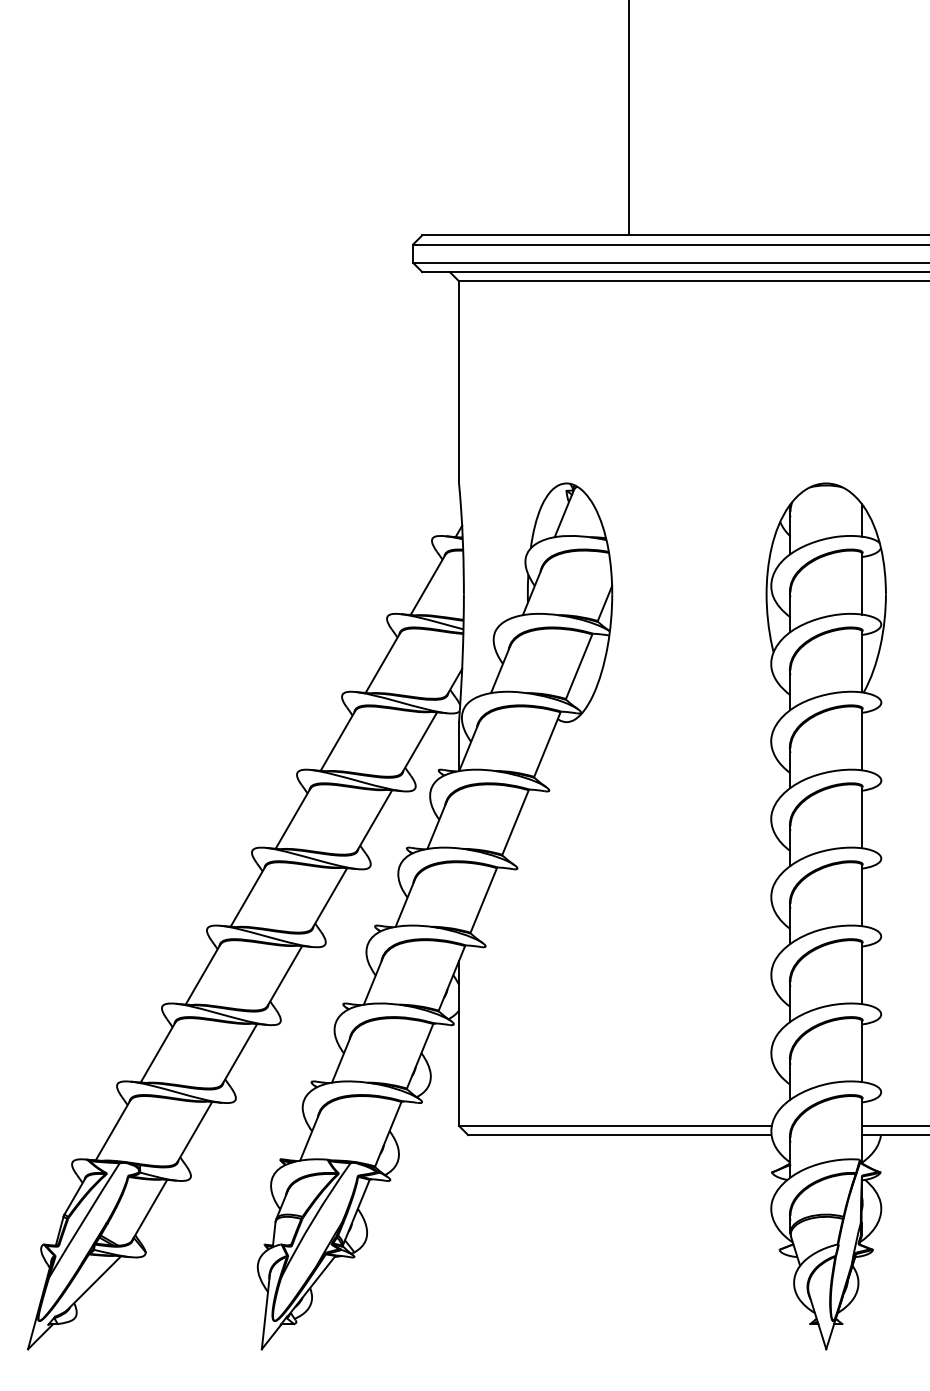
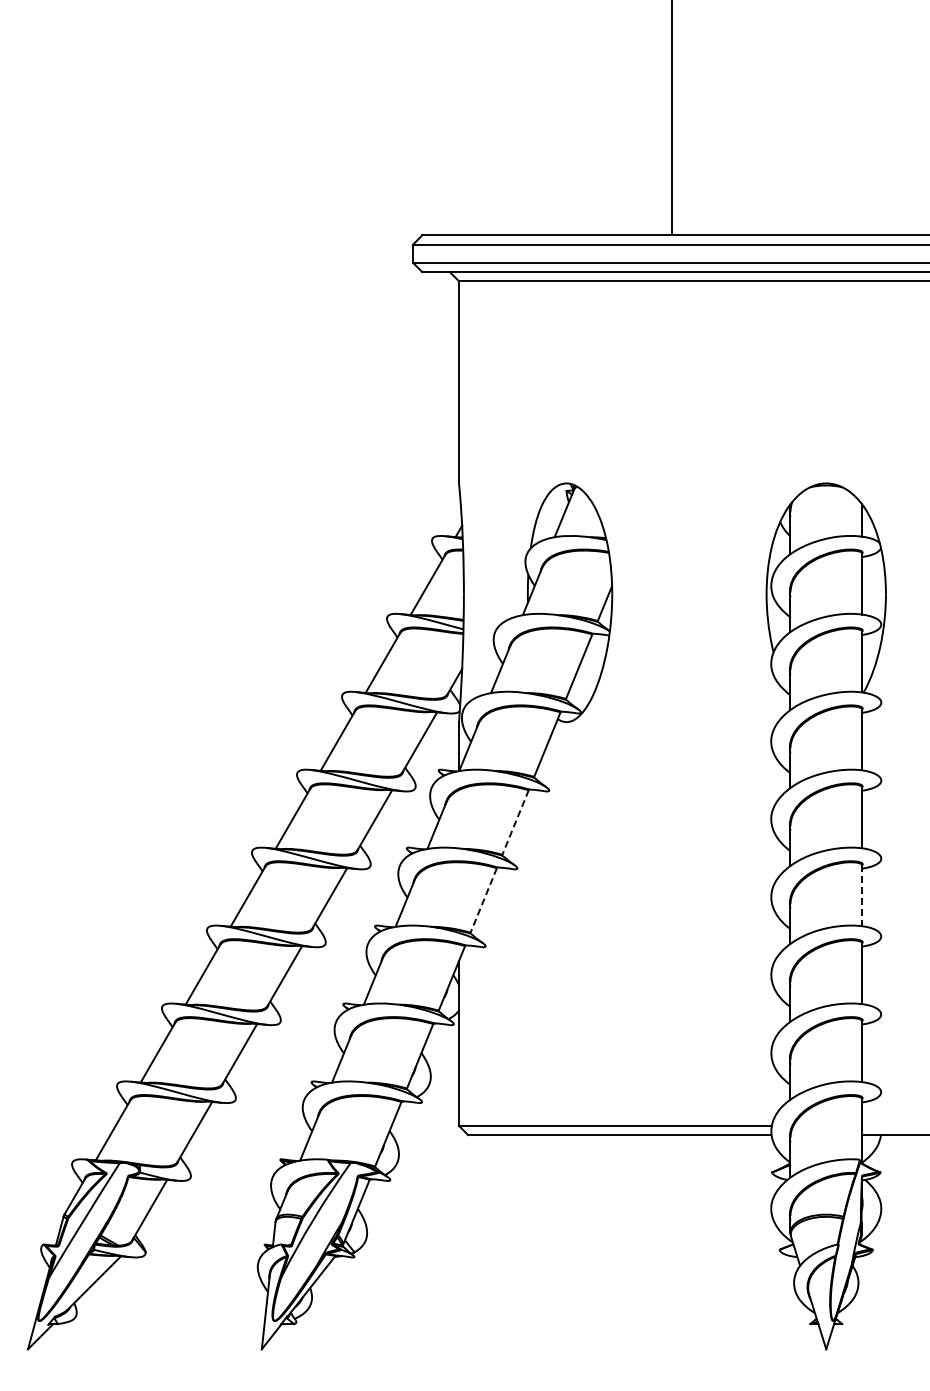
line position: (628, 118) -> (671, 118) (671, 118)
line: solid -> dashed (515, 822)
line: solid -> dashed (862, 896)
line: solid -> dashed (483, 900)
line: present -> none (894, 1125)
